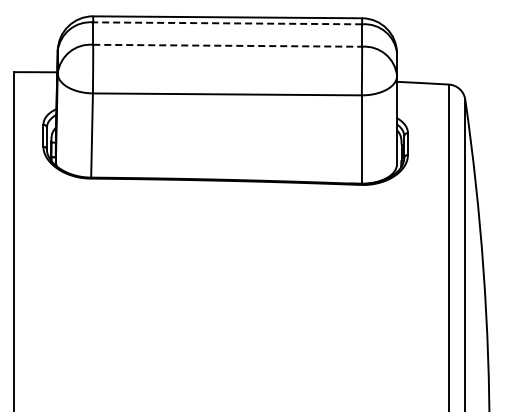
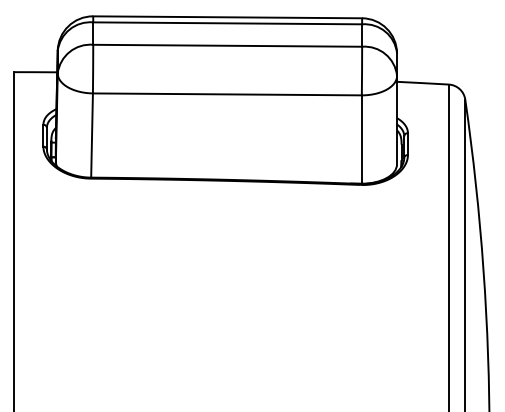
line: dashed -> solid (227, 23)
line: dashed -> solid (228, 45)
